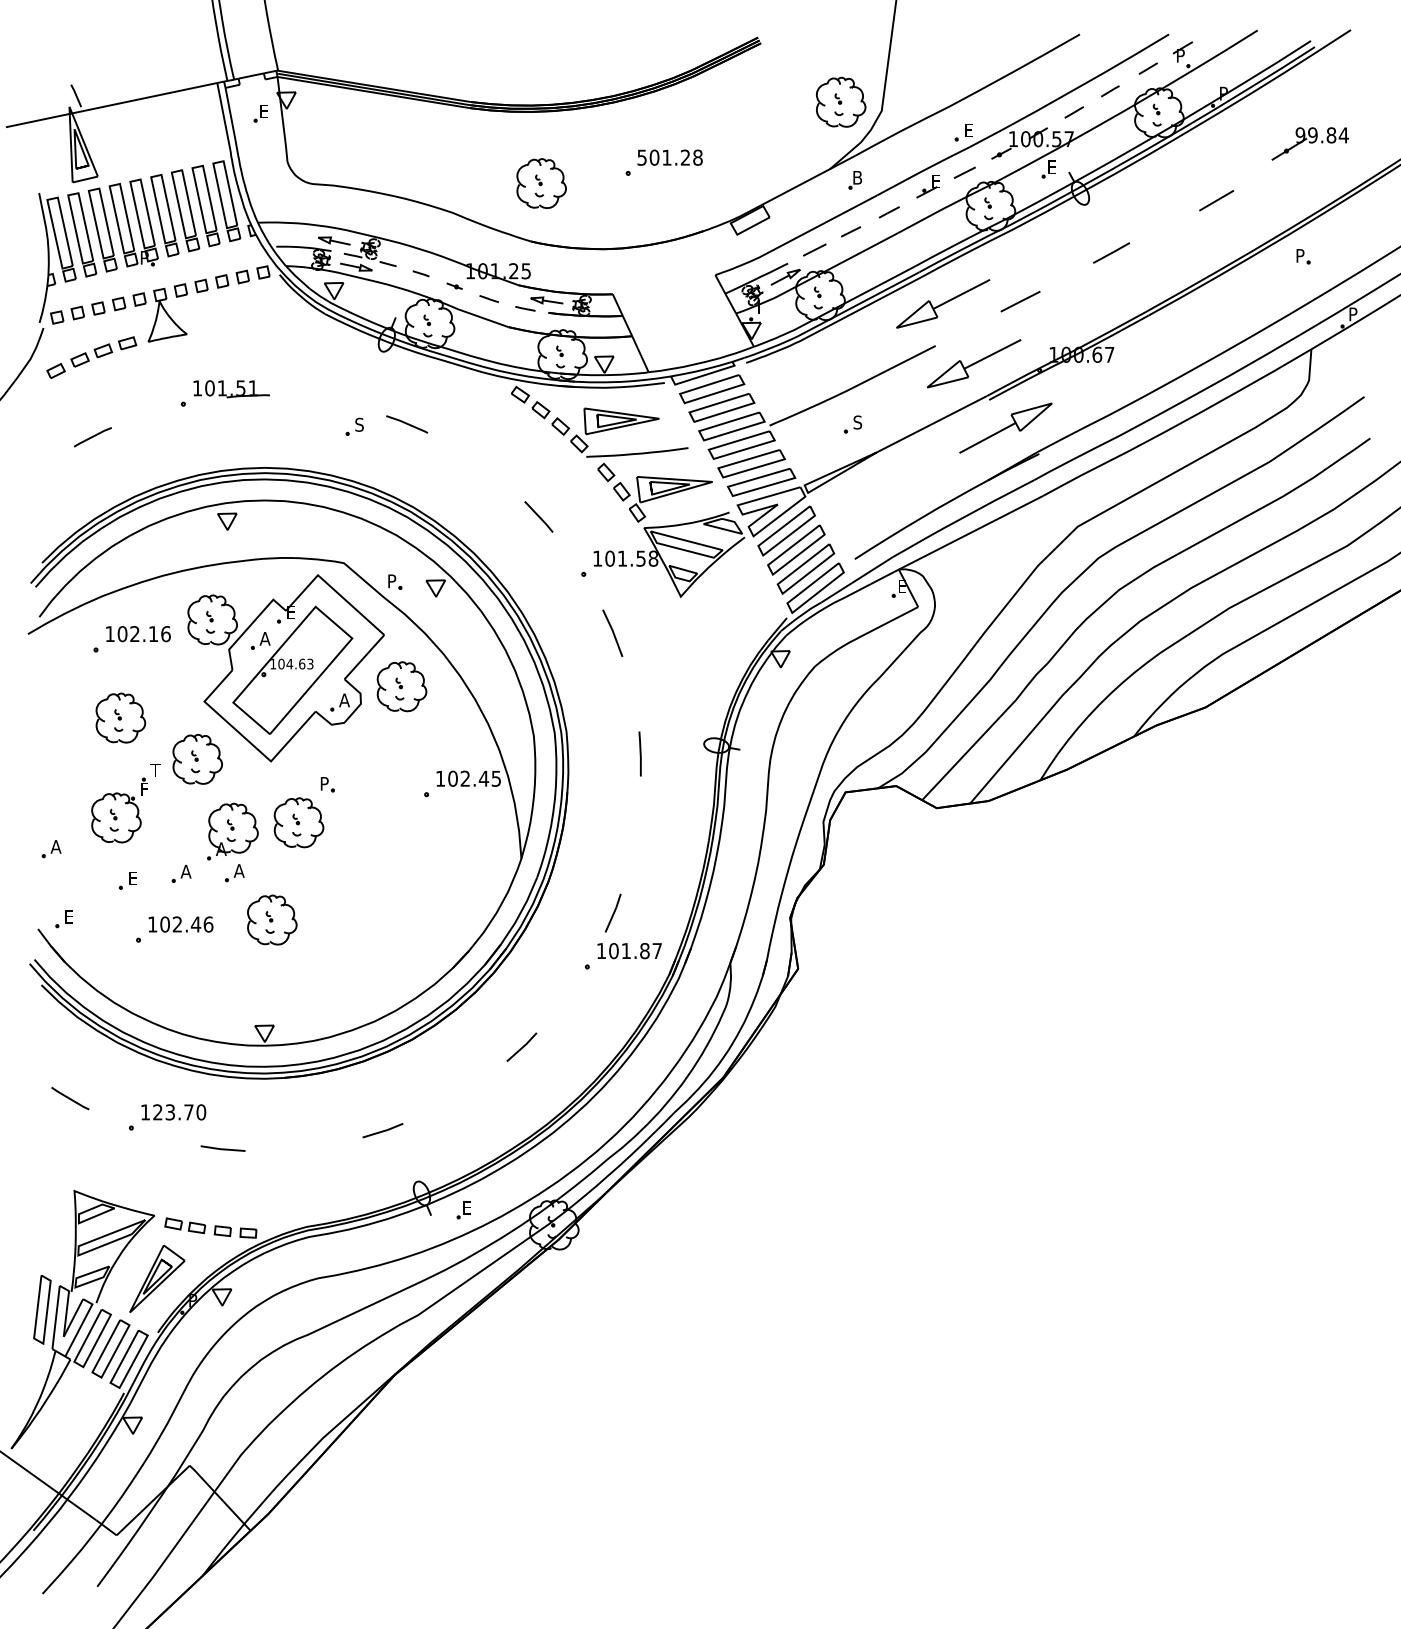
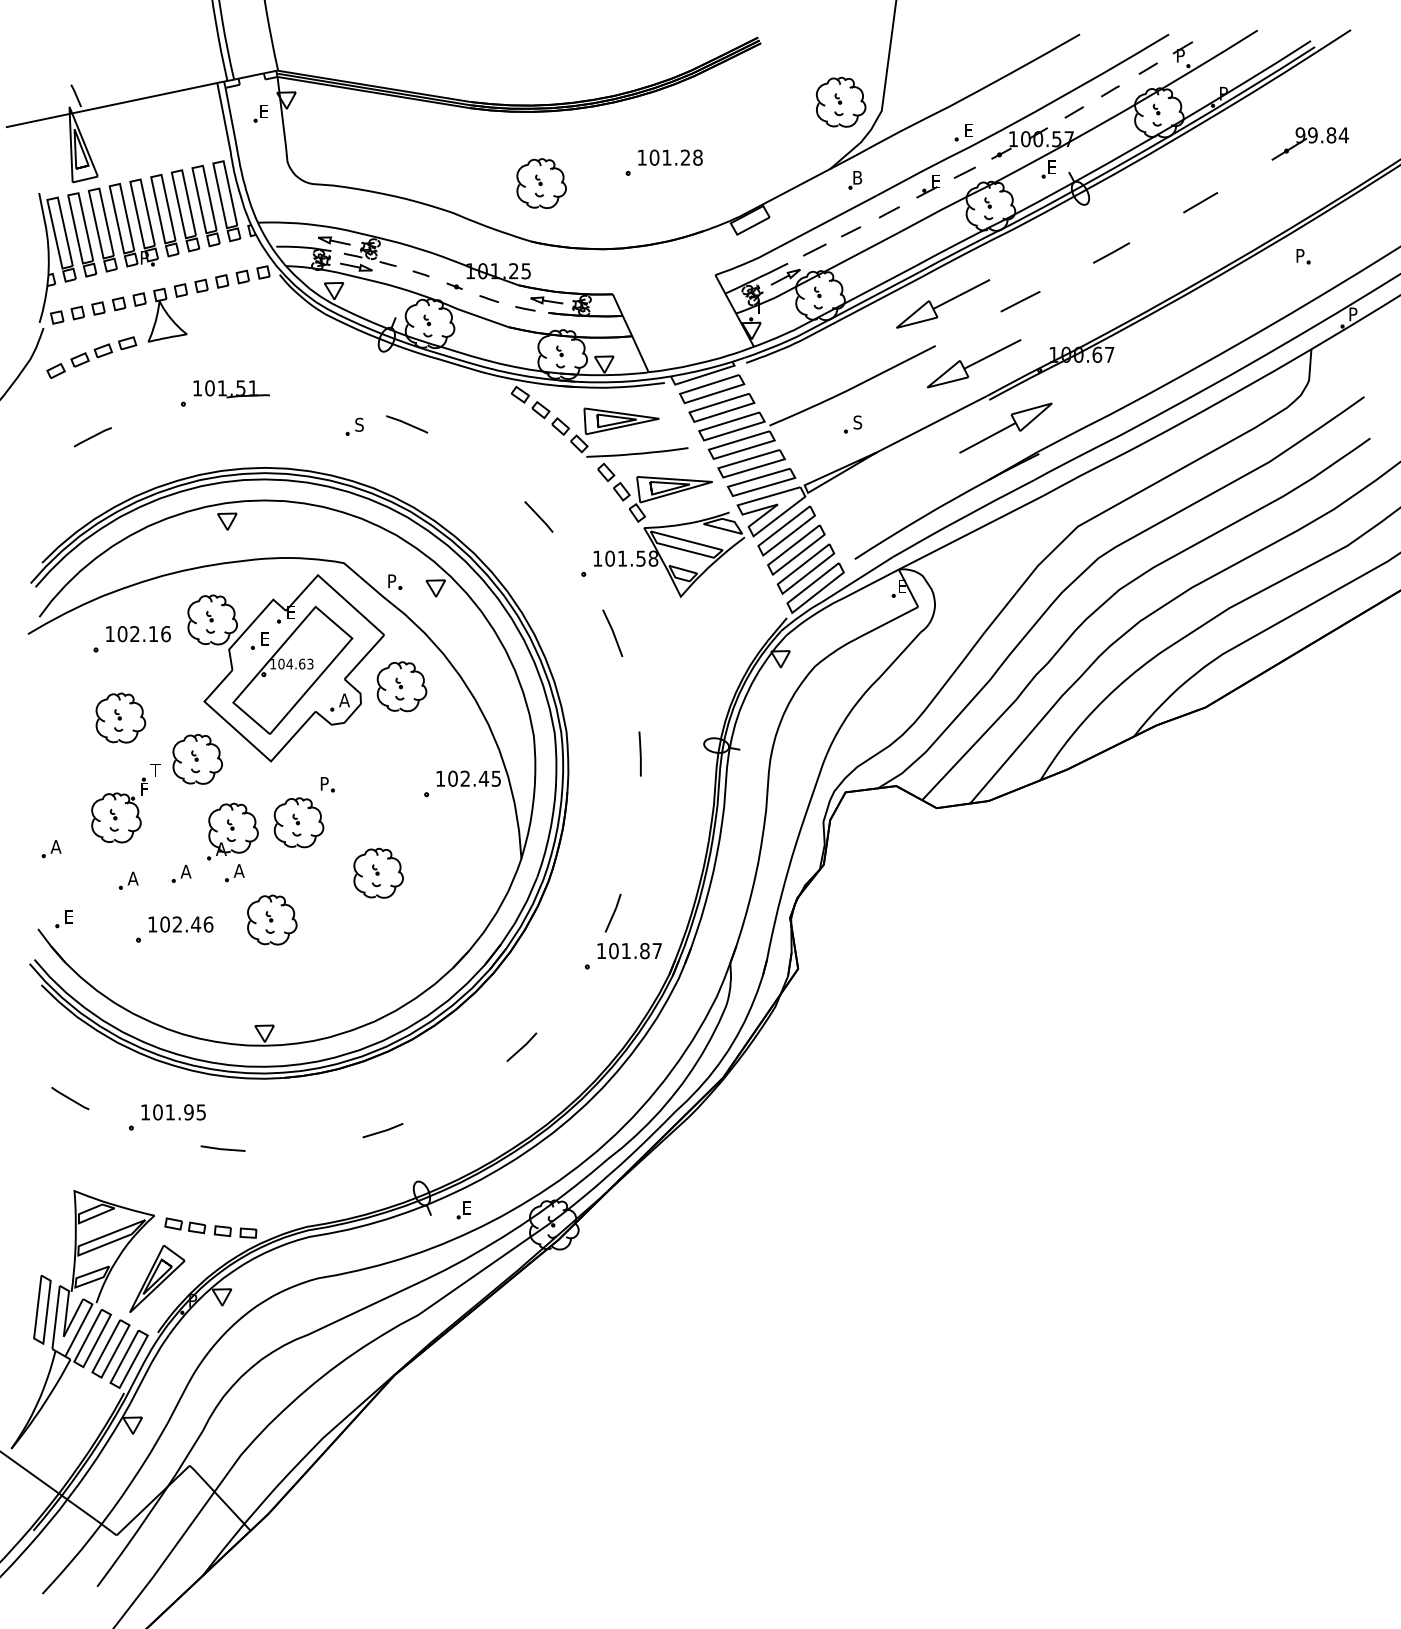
text: 501.28 -> 101.28 (641, 157)
line position: (1216, 200) -> (1200, 202) (1200, 202)
text: A -> E (264, 638)
part: none -> present (378, 872)
text: E -> A (132, 878)
text: 123.70 -> 101.95 (179, 1112)
